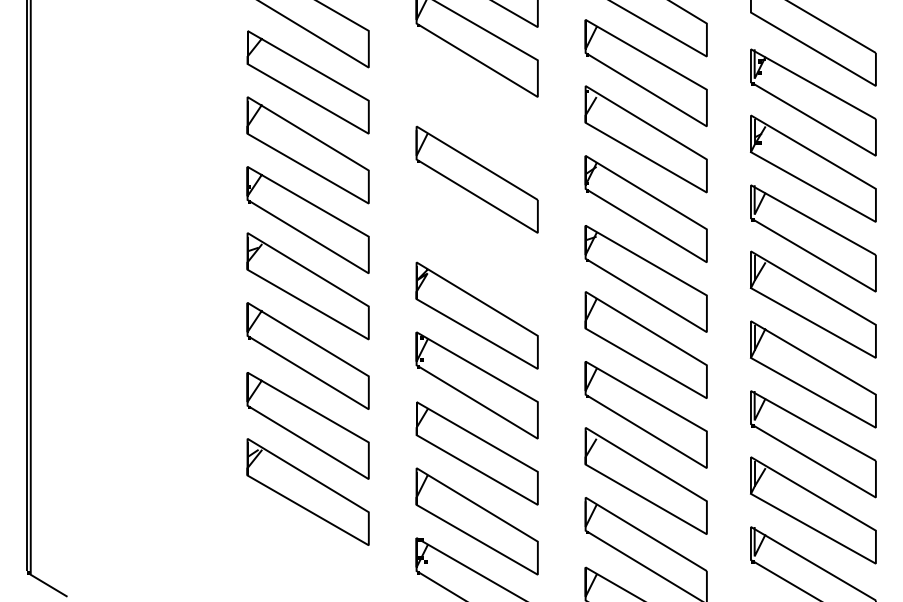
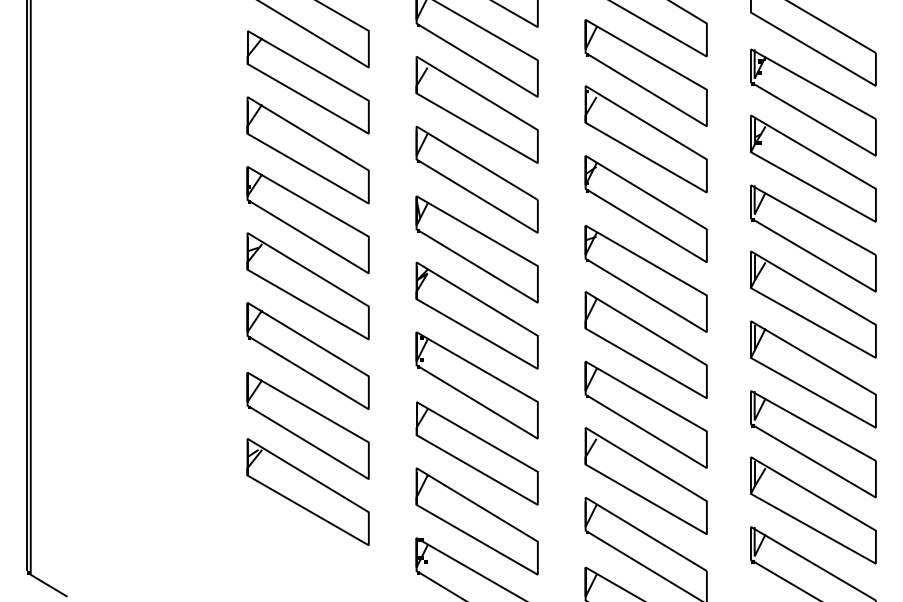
part: none -> present (476, 109)
part: none -> present (476, 249)
